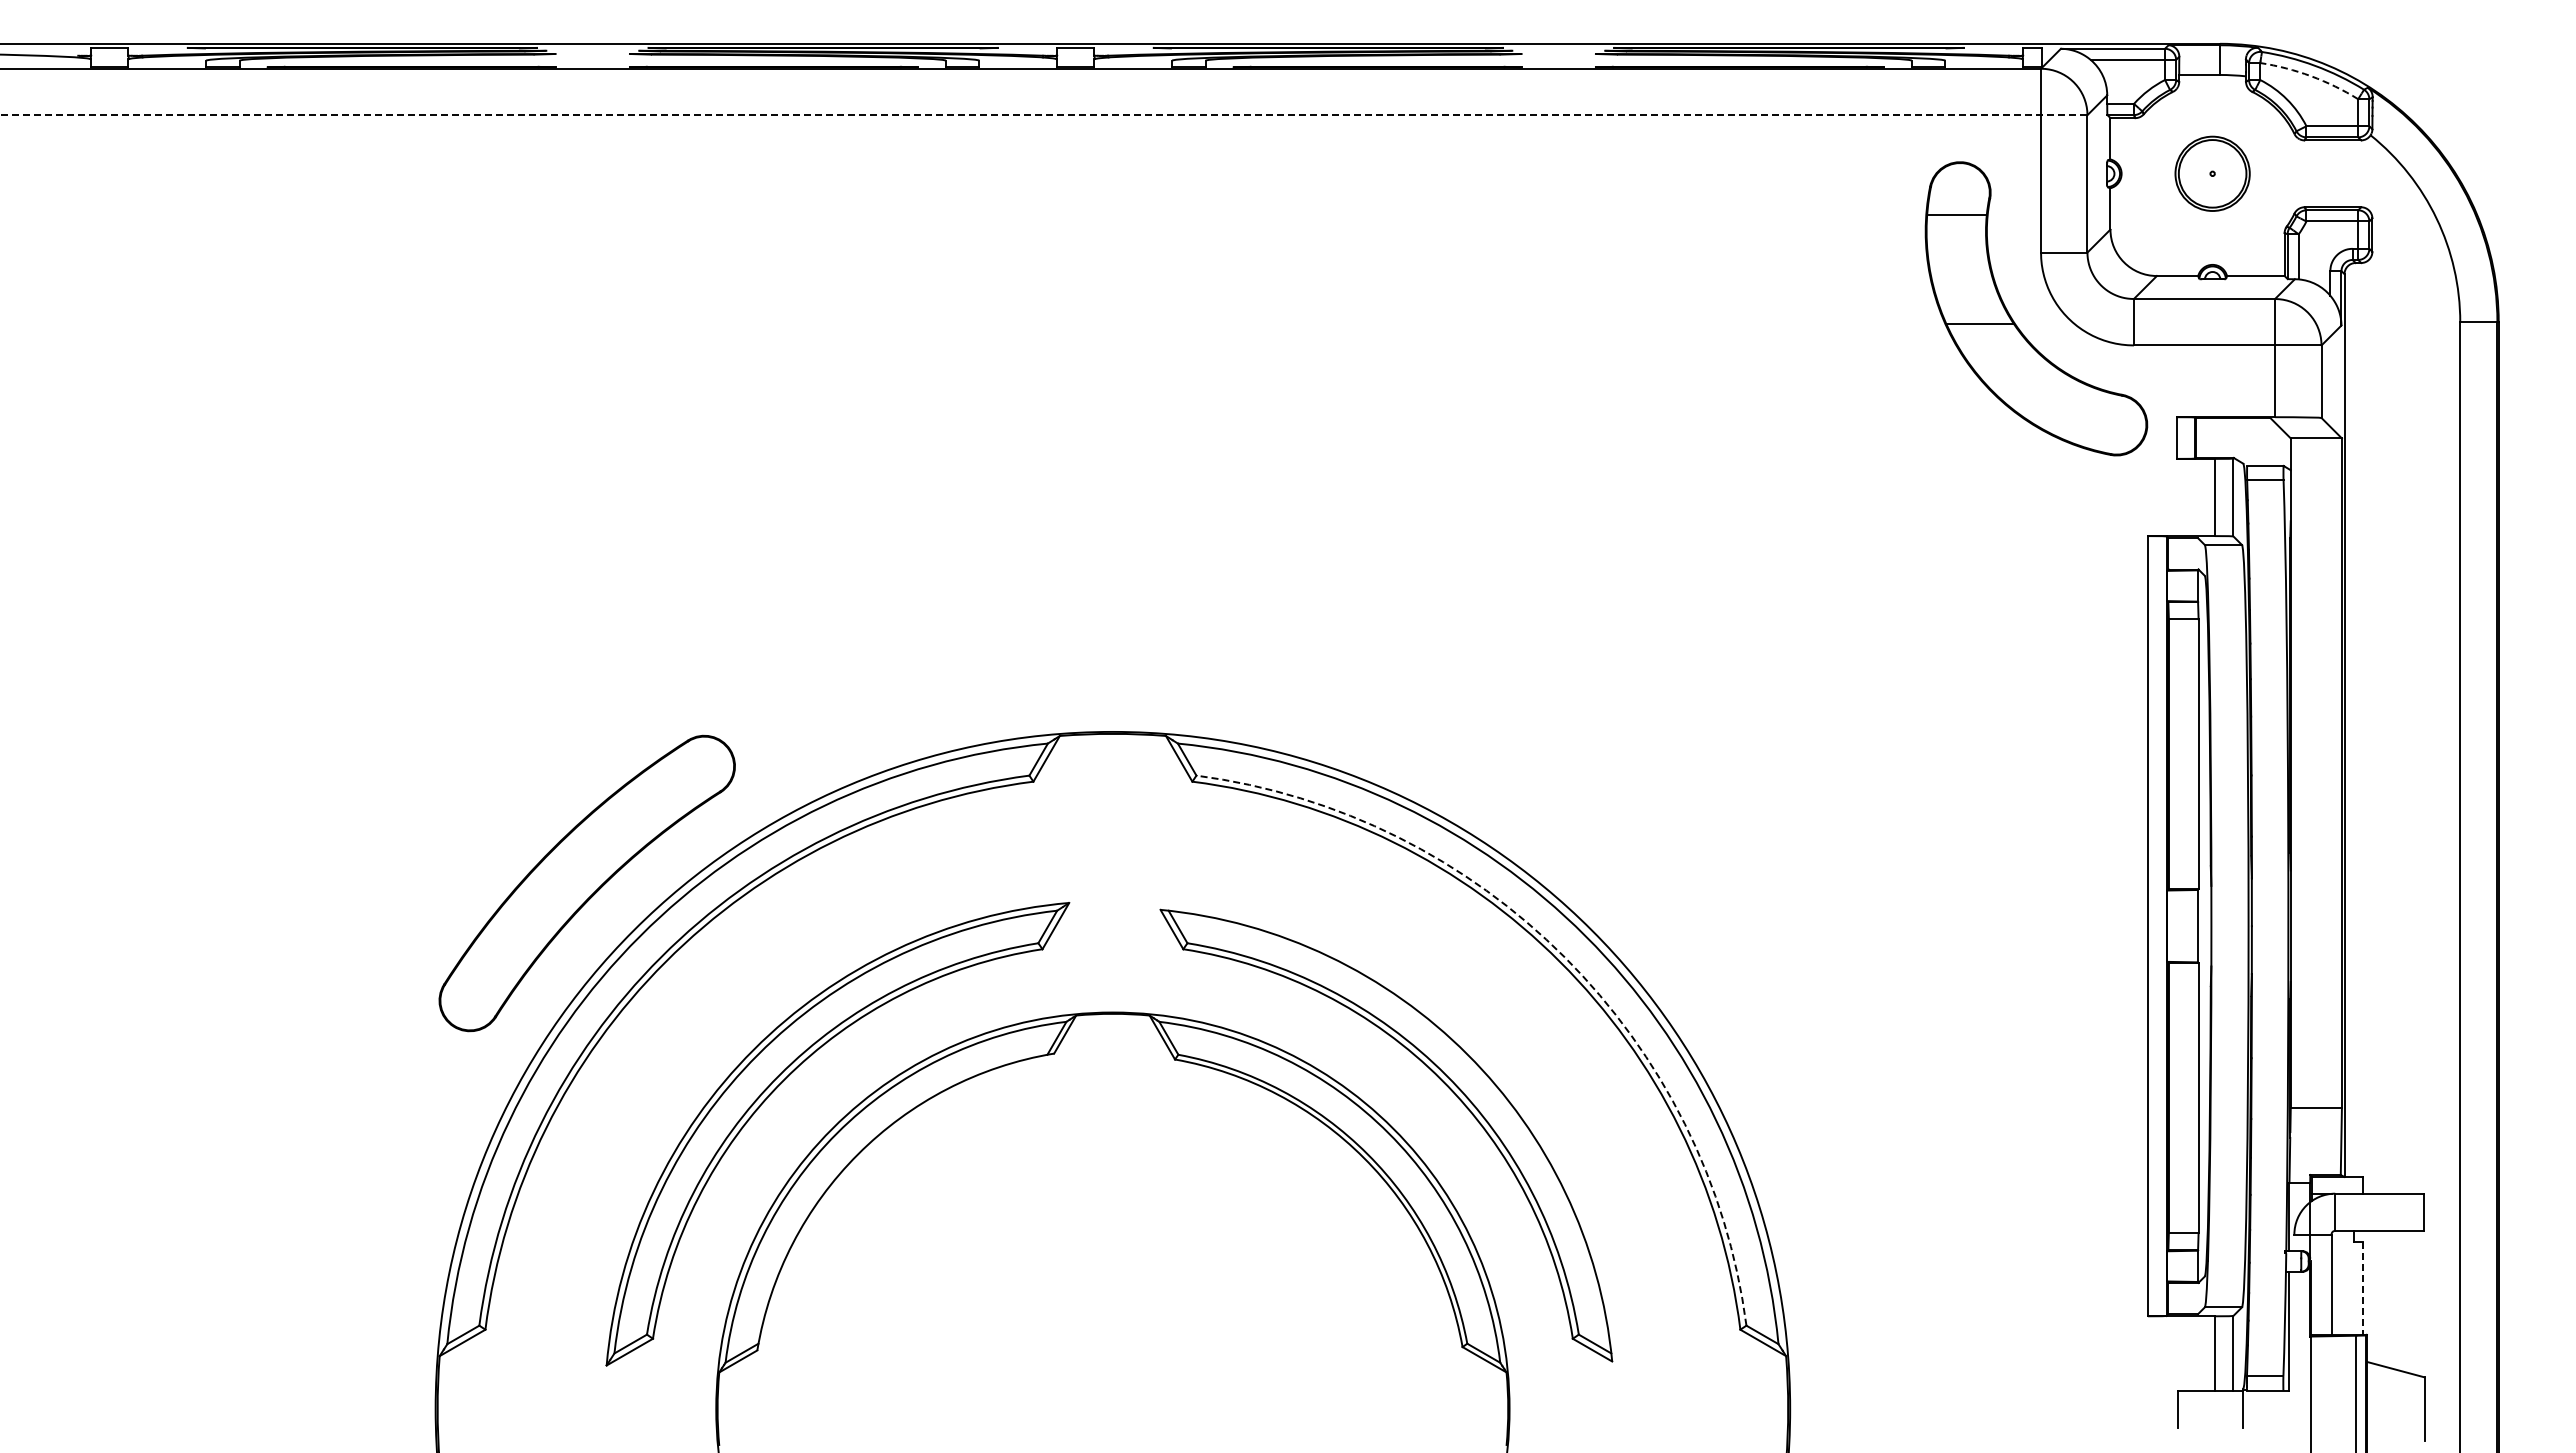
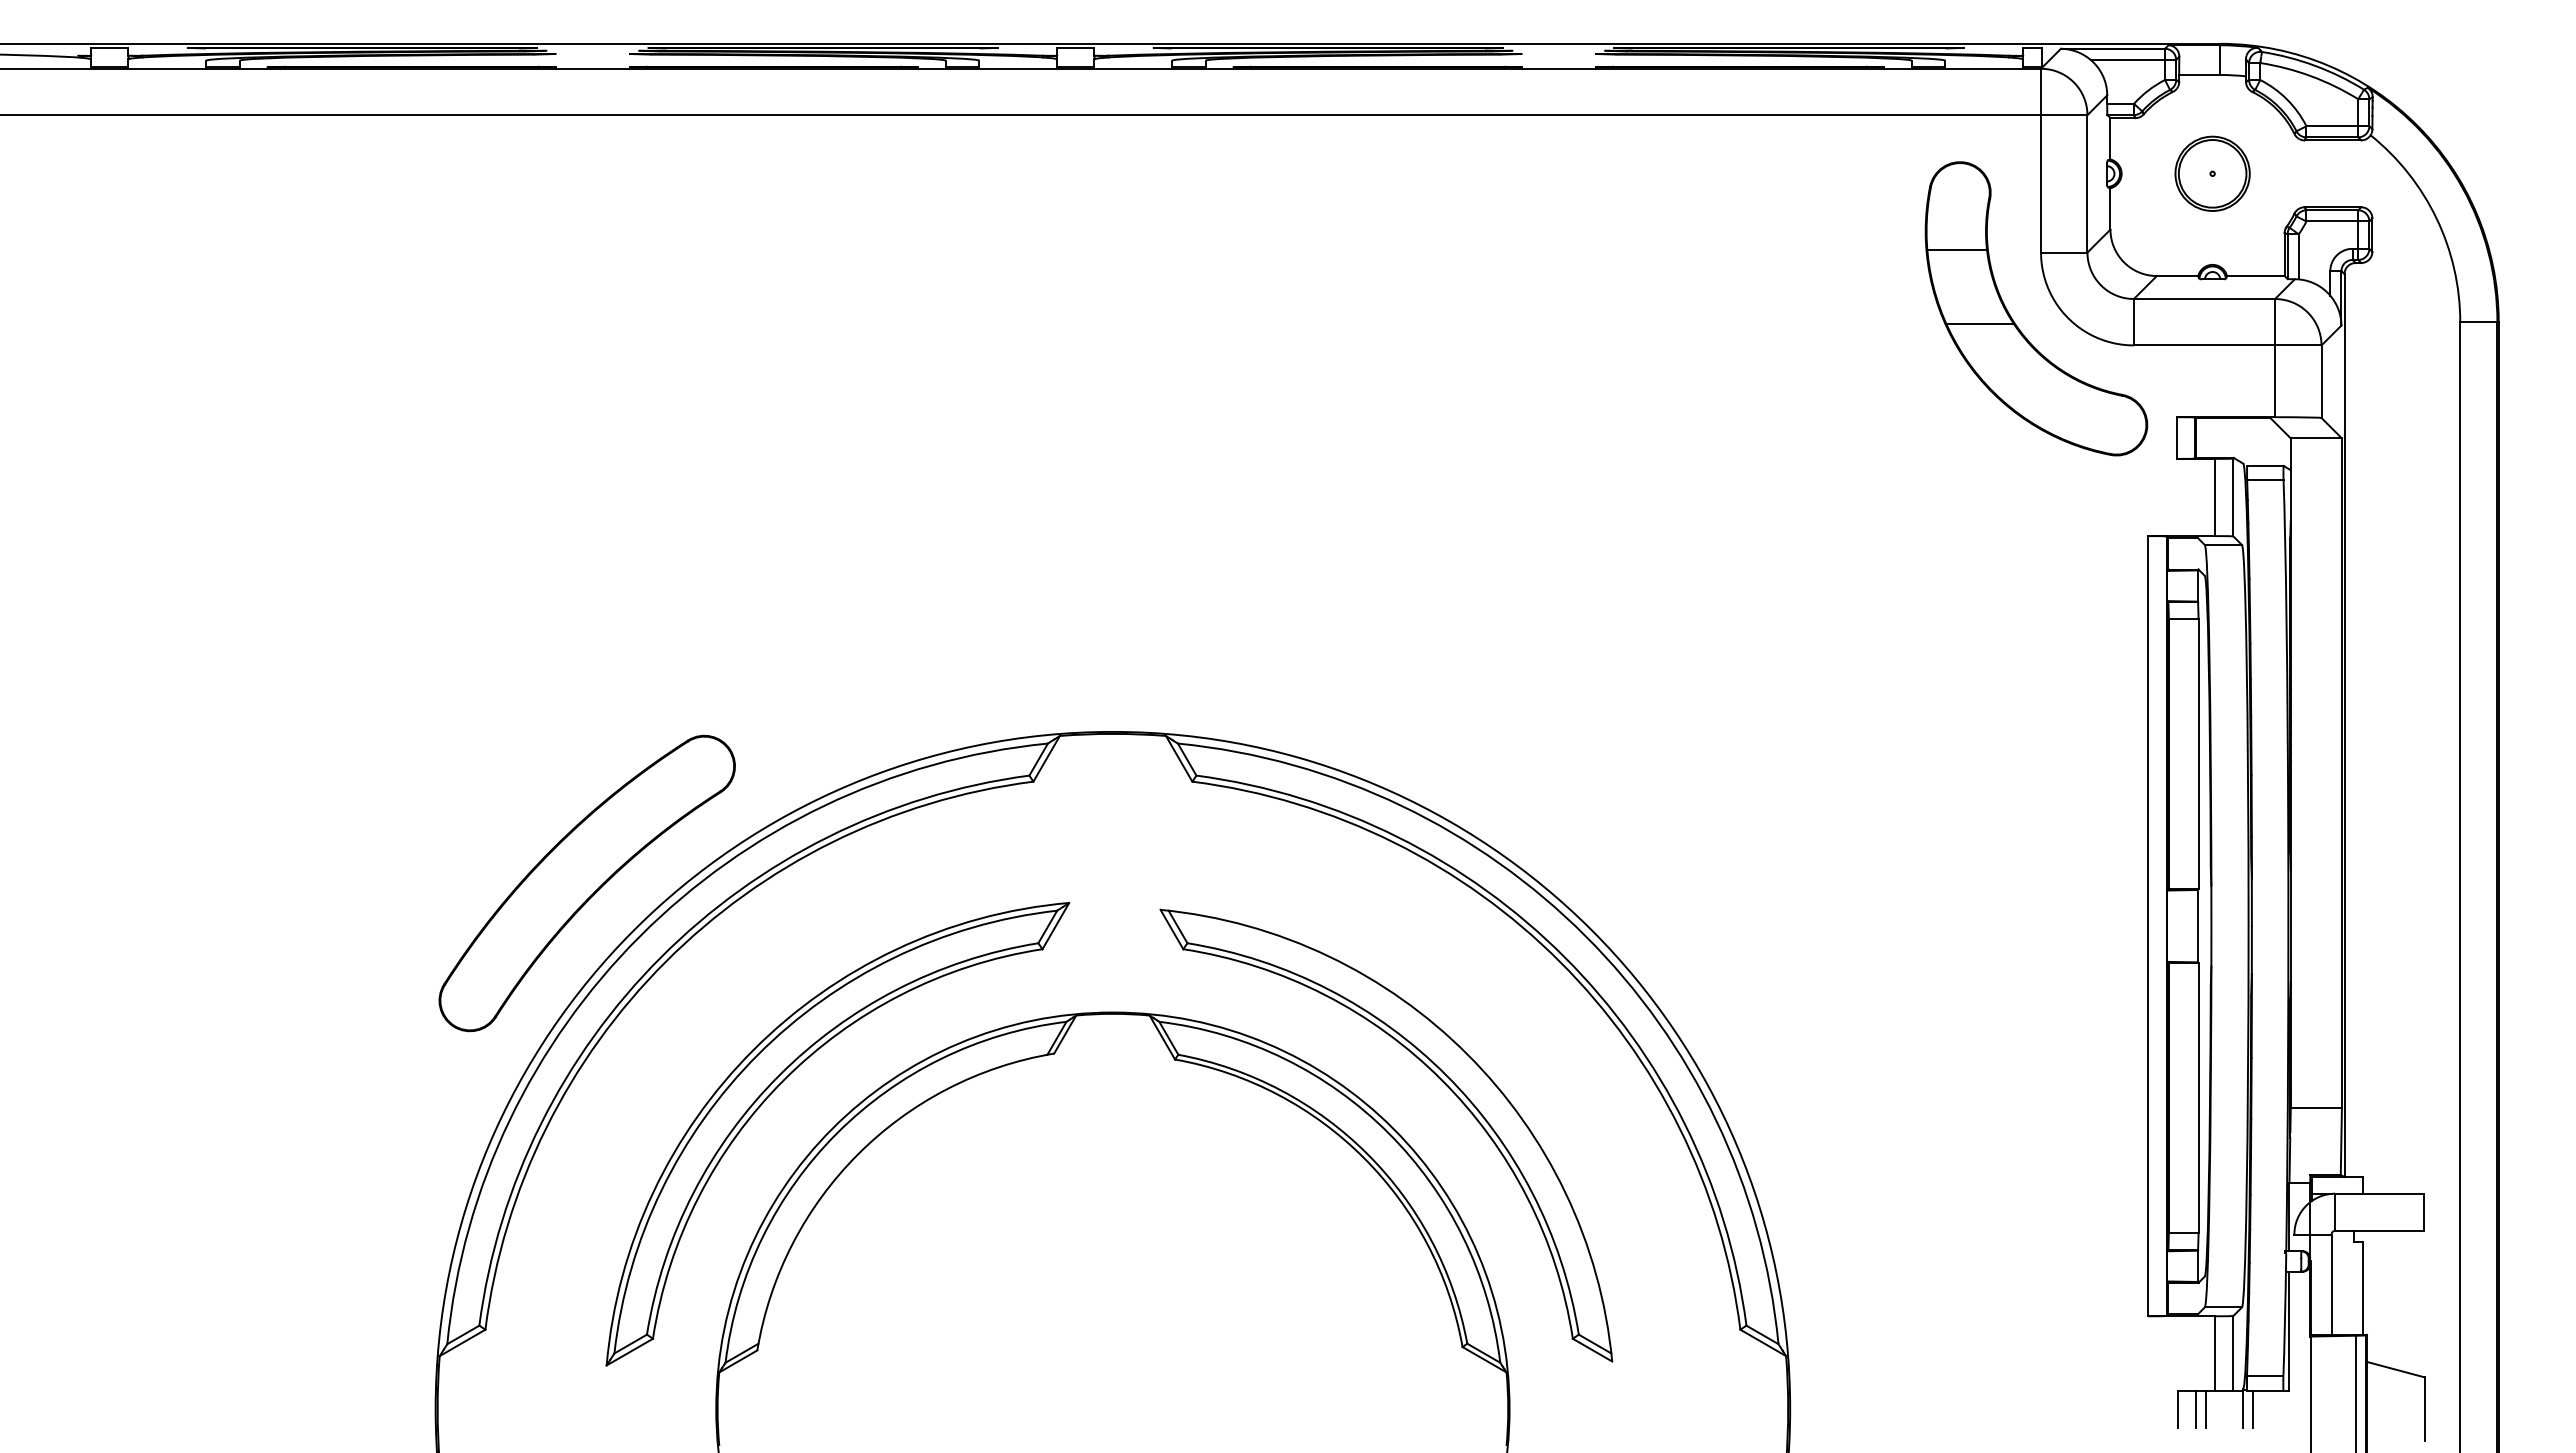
arc: dashed -> solid (2311, 76)
line: dashed -> solid (1043, 115)
line position: (1957, 215) -> (1957, 250) (1957, 250)
arc: dashed -> solid (1564, 957)
line: dashed -> solid (2362, 1288)
line: none -> present (2196, 1408)
line: none -> present (2206, 1408)
line: none -> present (2252, 1408)
